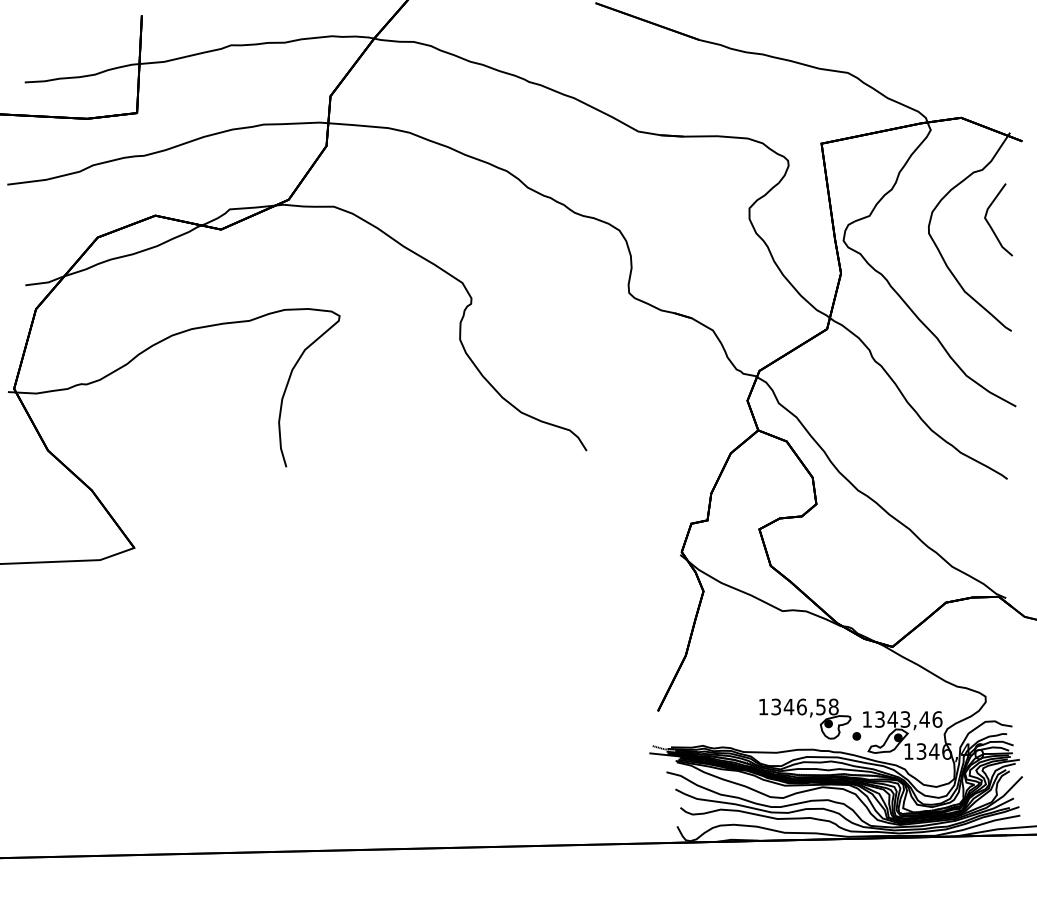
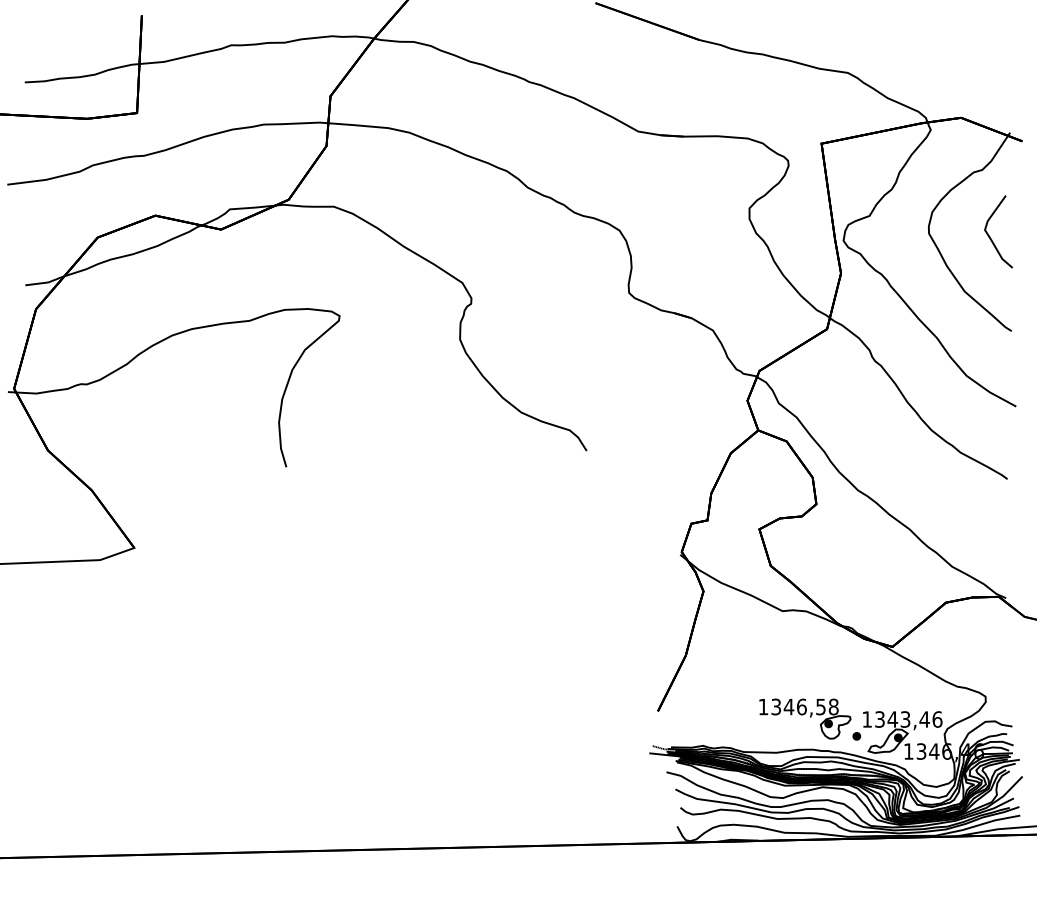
curve position: (990, 224) -> (990, 236) (990, 236)
